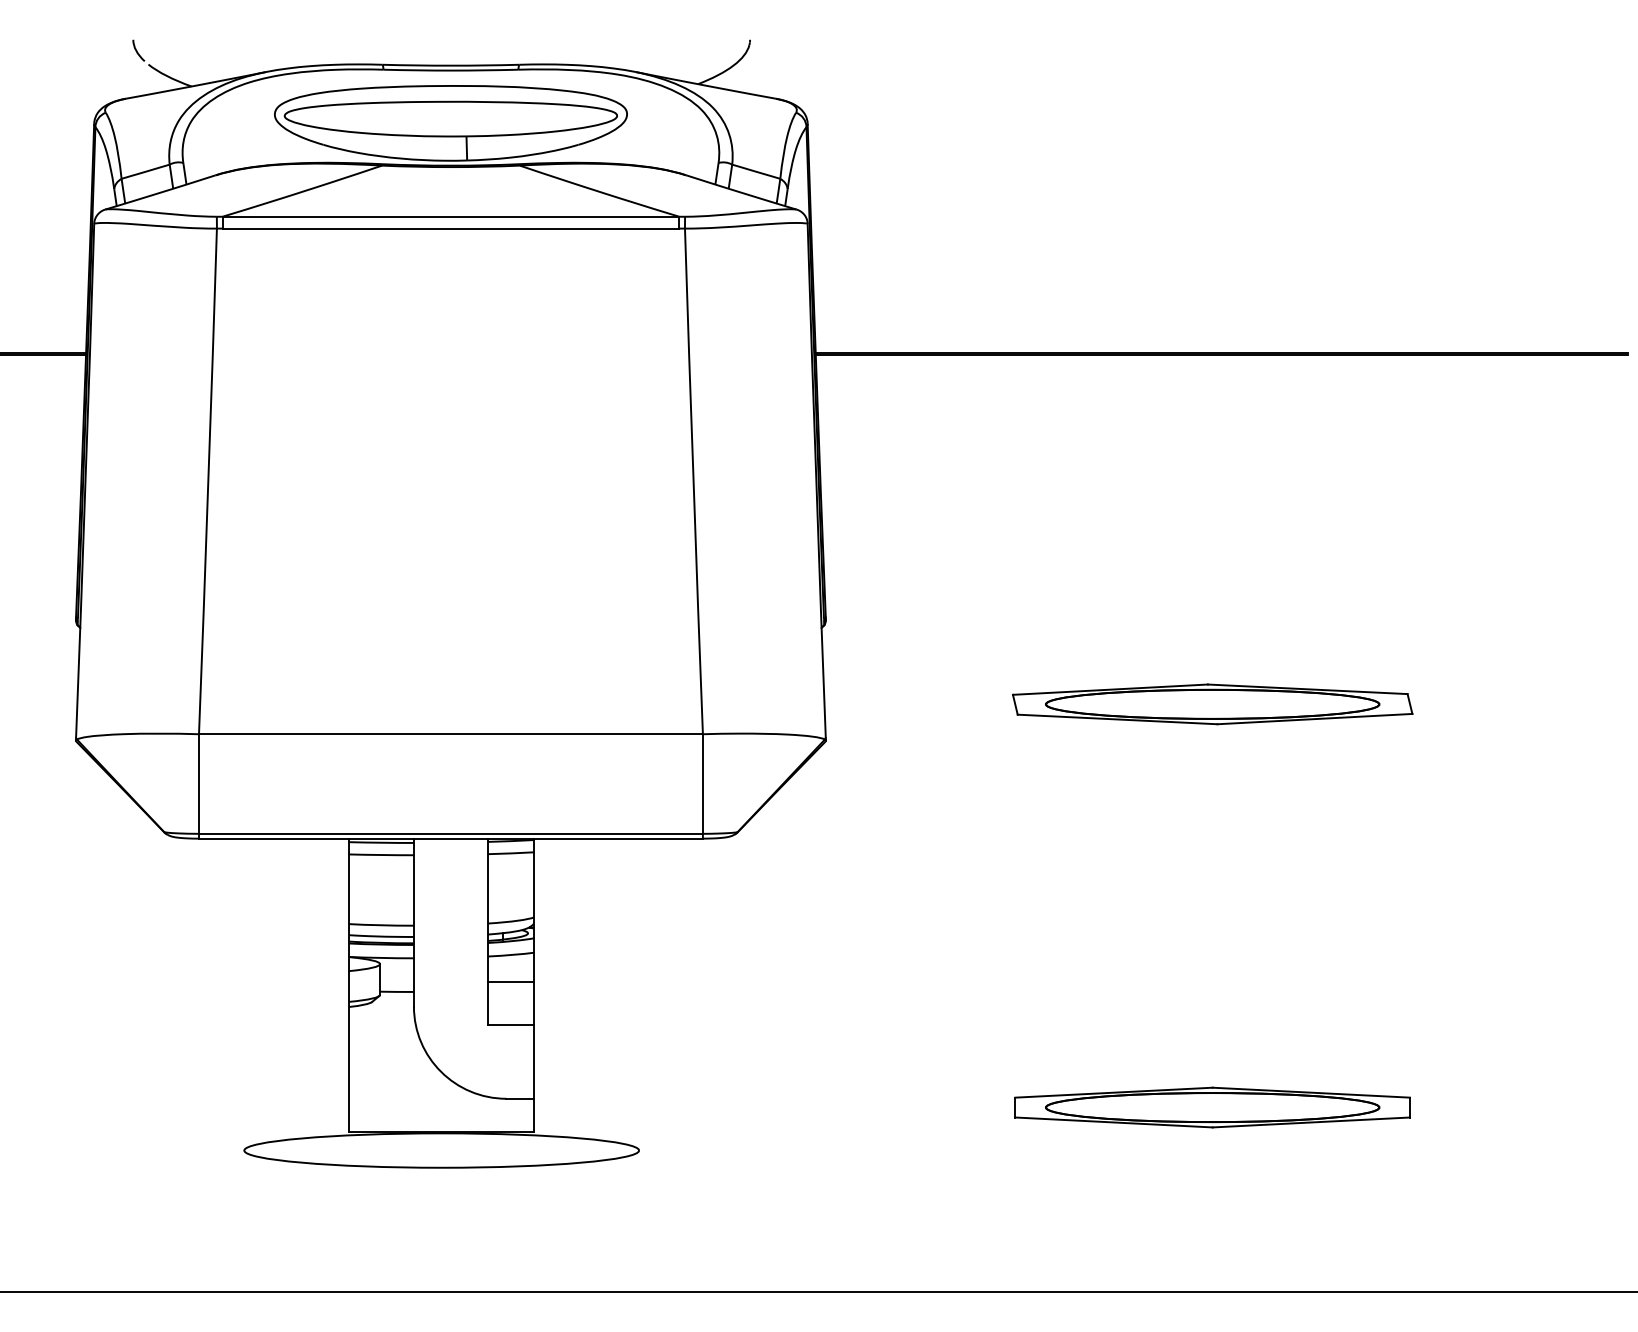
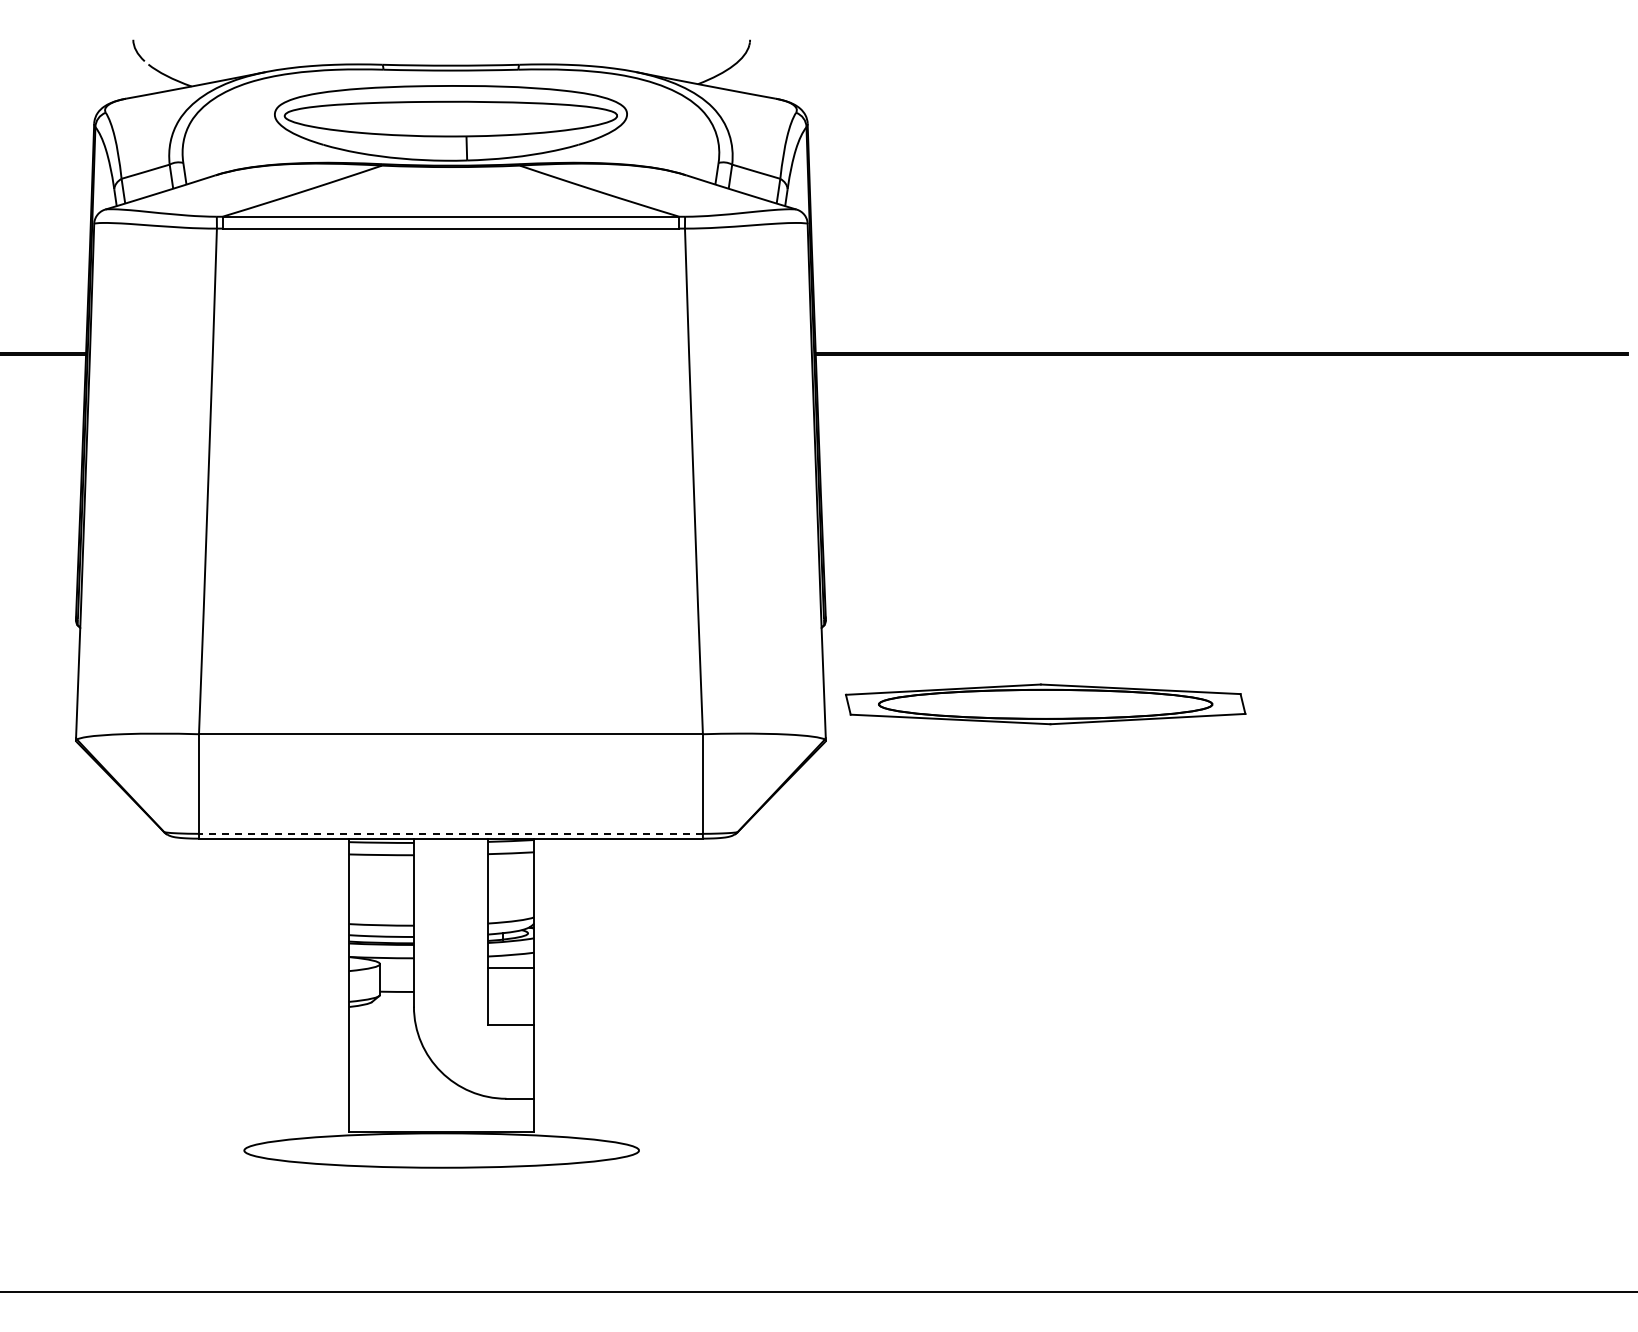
part position: (1212, 704) -> (1045, 704) (1045, 704)
line: solid -> dashed (450, 833)
line position: (510, 982) -> (510, 968) (510, 968)
part: present -> none (1212, 1107)
